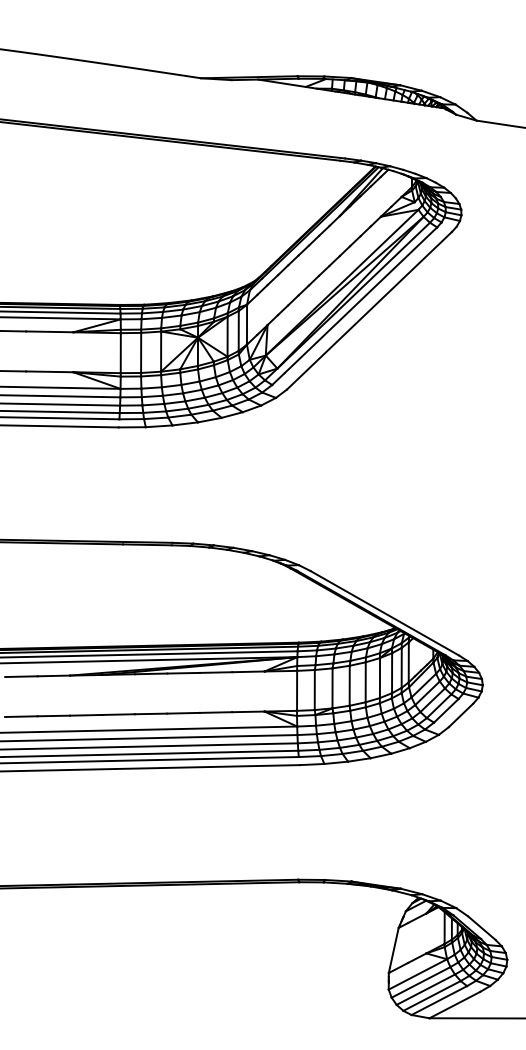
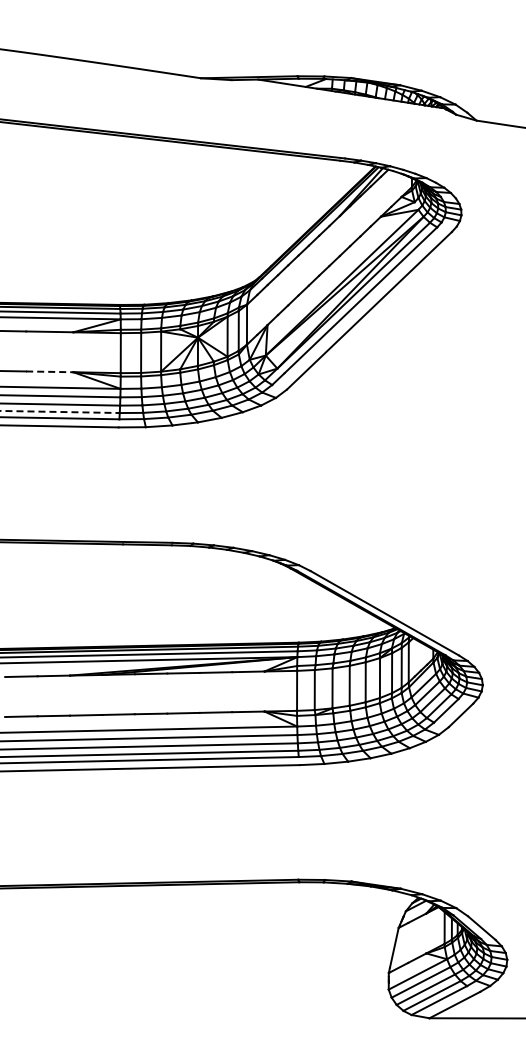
line: solid -> dashed (49, 371)
line: solid -> dashed (59, 411)
